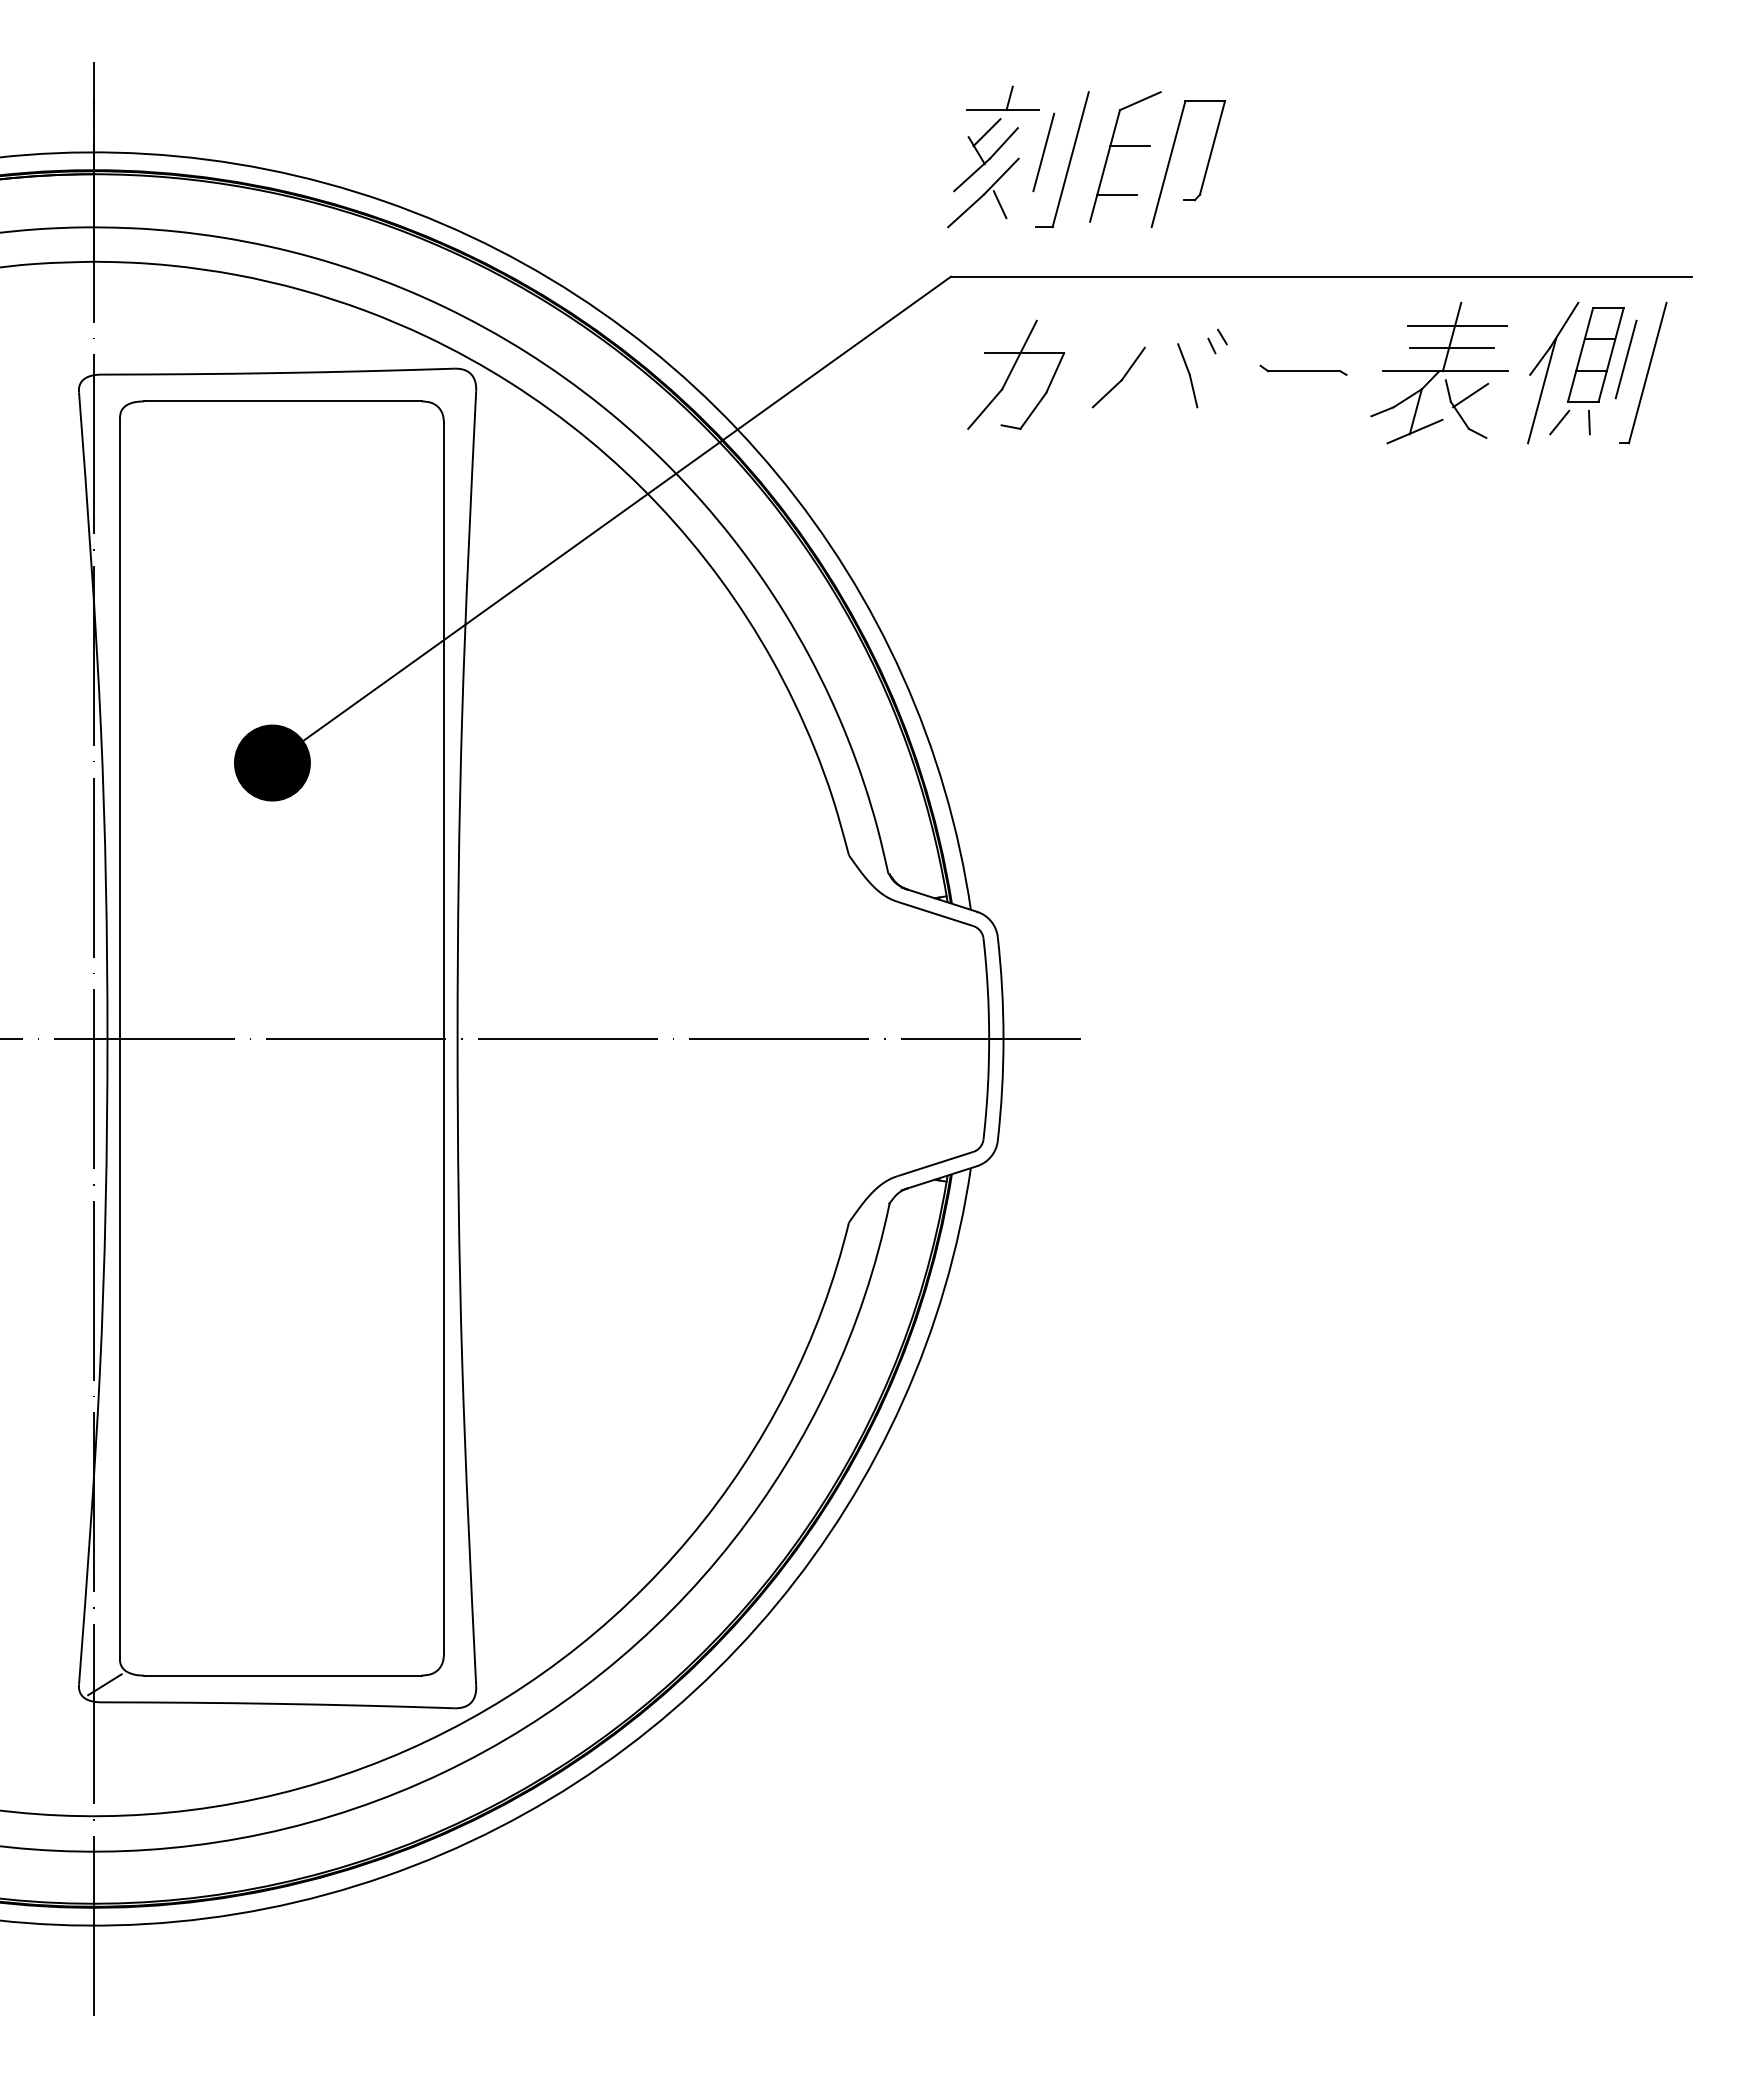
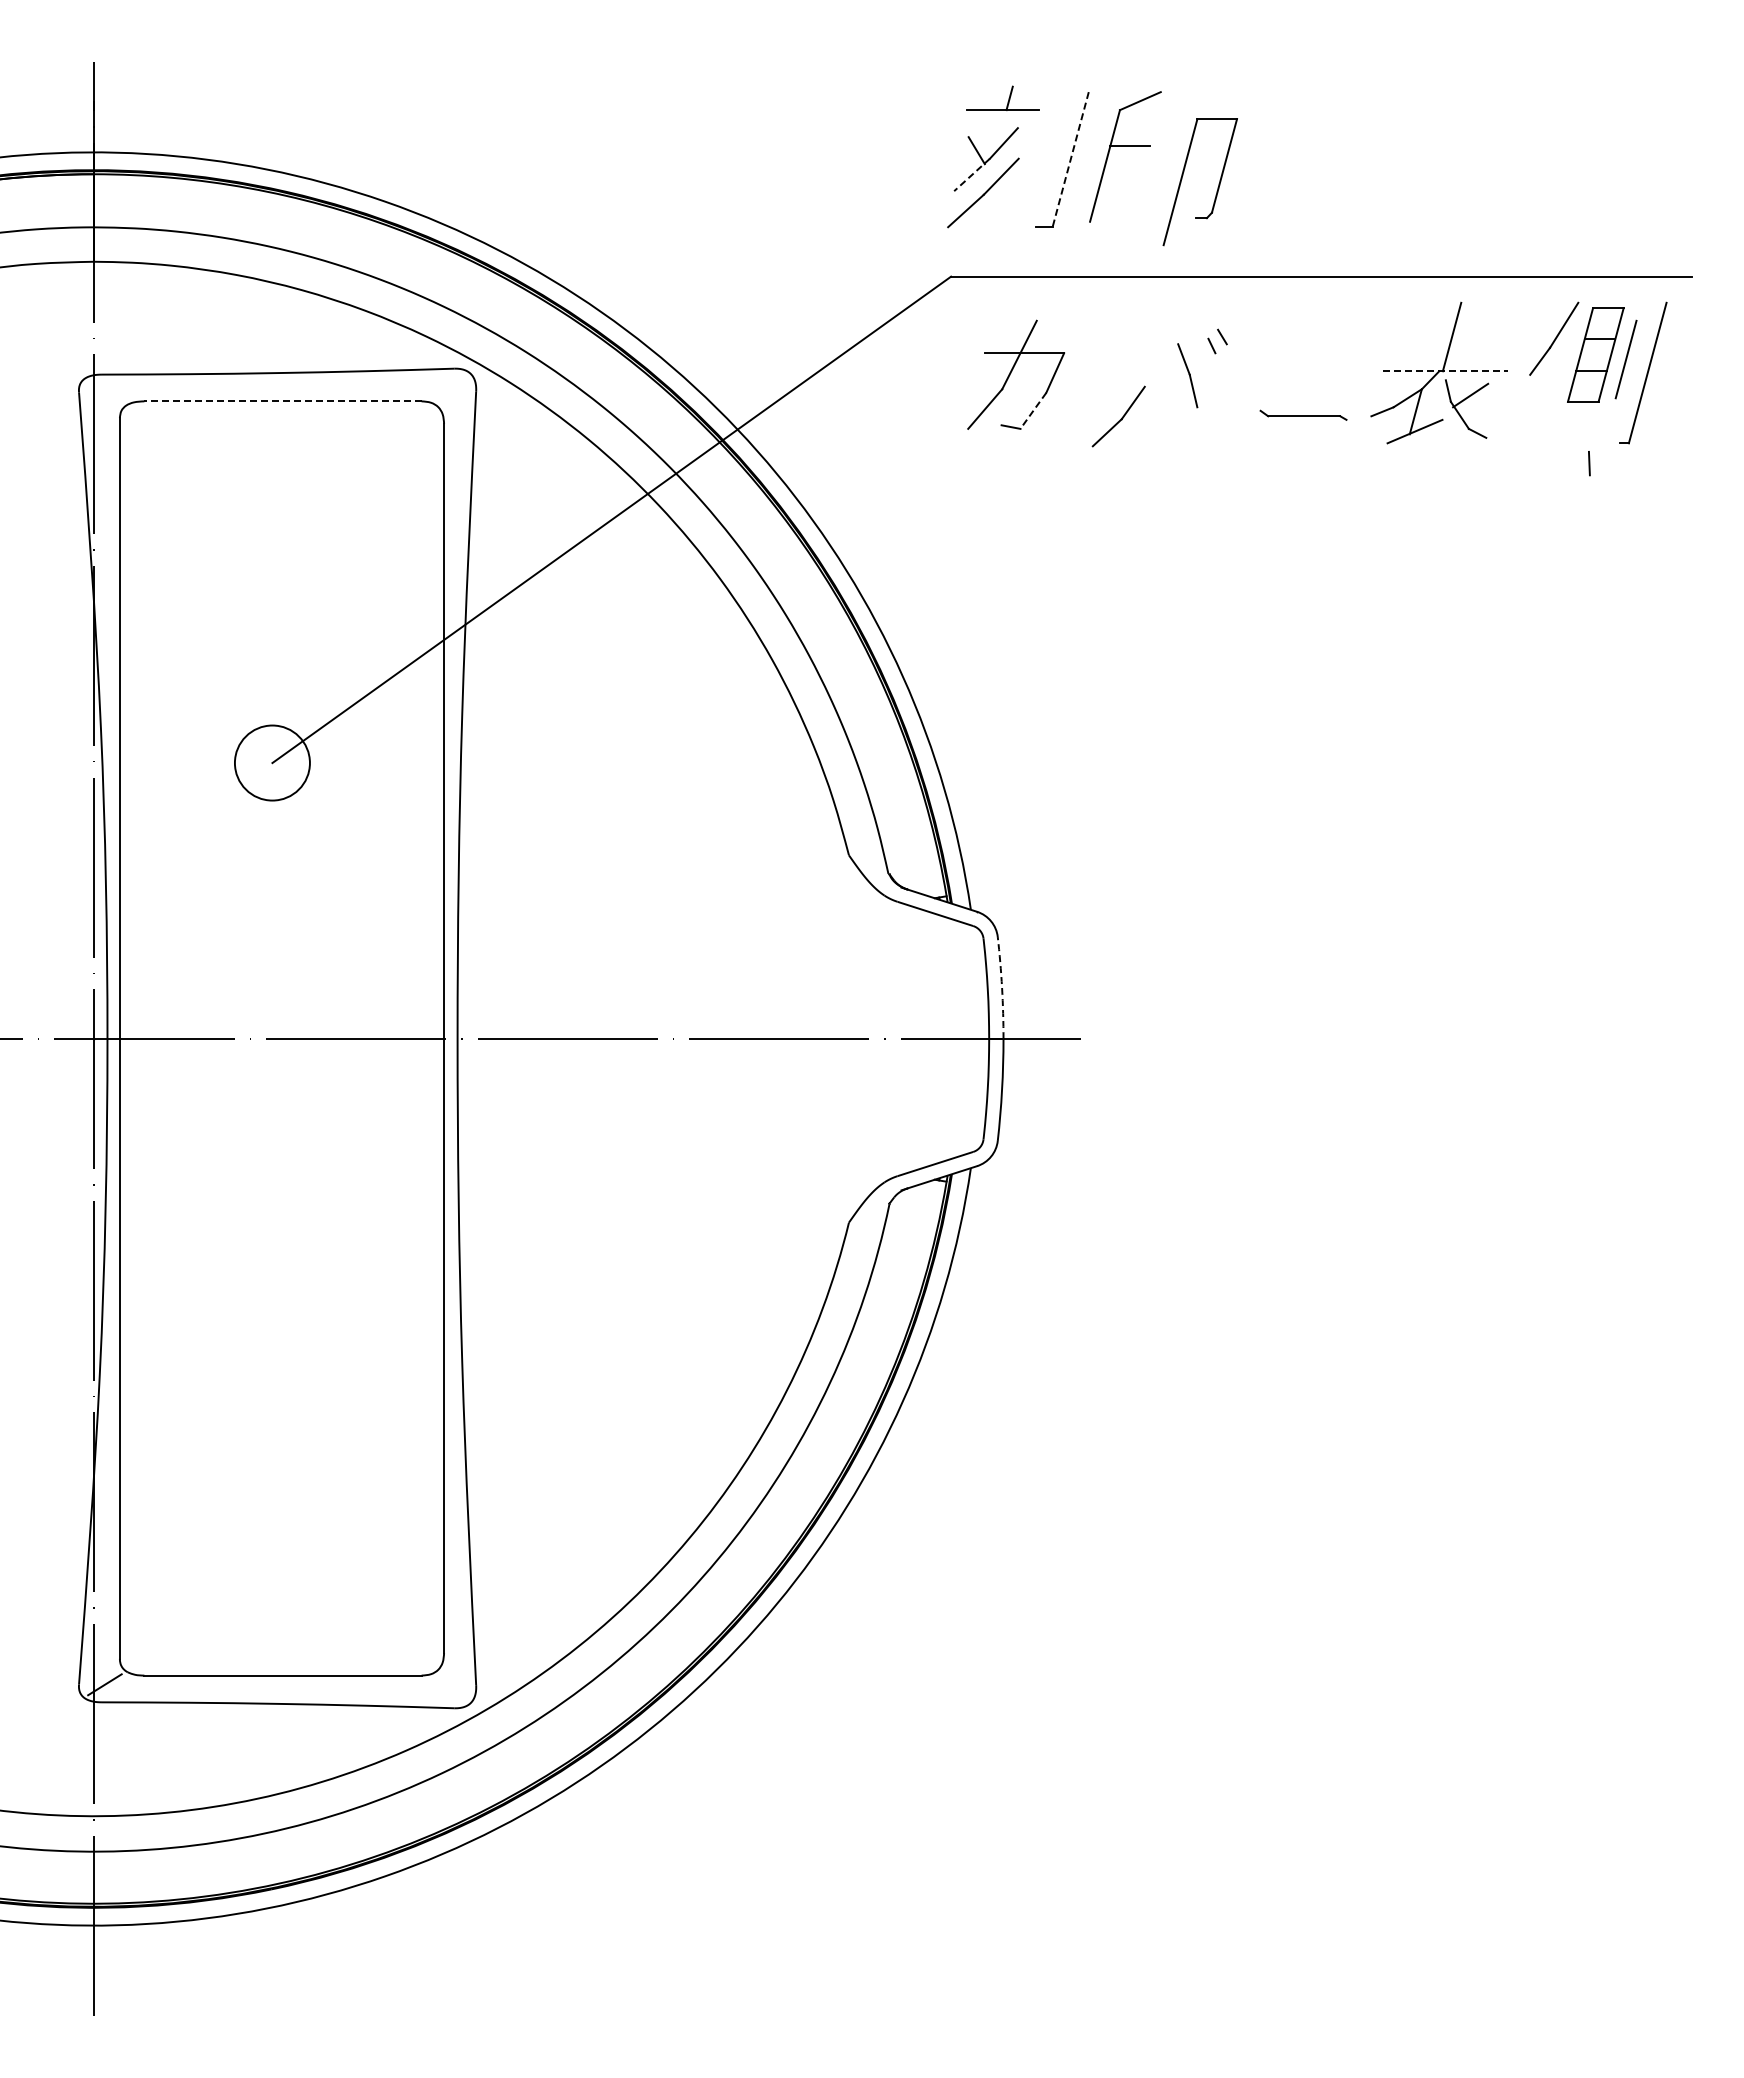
line: present -> none (986, 132)
line: present -> none (1043, 152)
line: solid -> dashed (1070, 159)
part position: (1170, 161) -> (1182, 179) (1182, 179)
line: solid -> dashed (971, 175)
line: present -> none (1116, 194)
line: present -> none (999, 204)
line: present -> none (1457, 326)
line: present -> none (1451, 347)
part position: (1303, 369) -> (1303, 414) (1303, 414)
line: solid -> dashed (1446, 371)
part position: (1118, 377) -> (1118, 416) (1118, 416)
line: present -> none (1542, 390)
line: solid -> dashed (282, 401)
line: solid -> dashed (1033, 411)
line: present -> none (1559, 422)
line position: (1589, 422) -> (1589, 463) (1589, 463)
fill: present -> none (271, 762)
arc: solid -> dashed (1002, 987)
